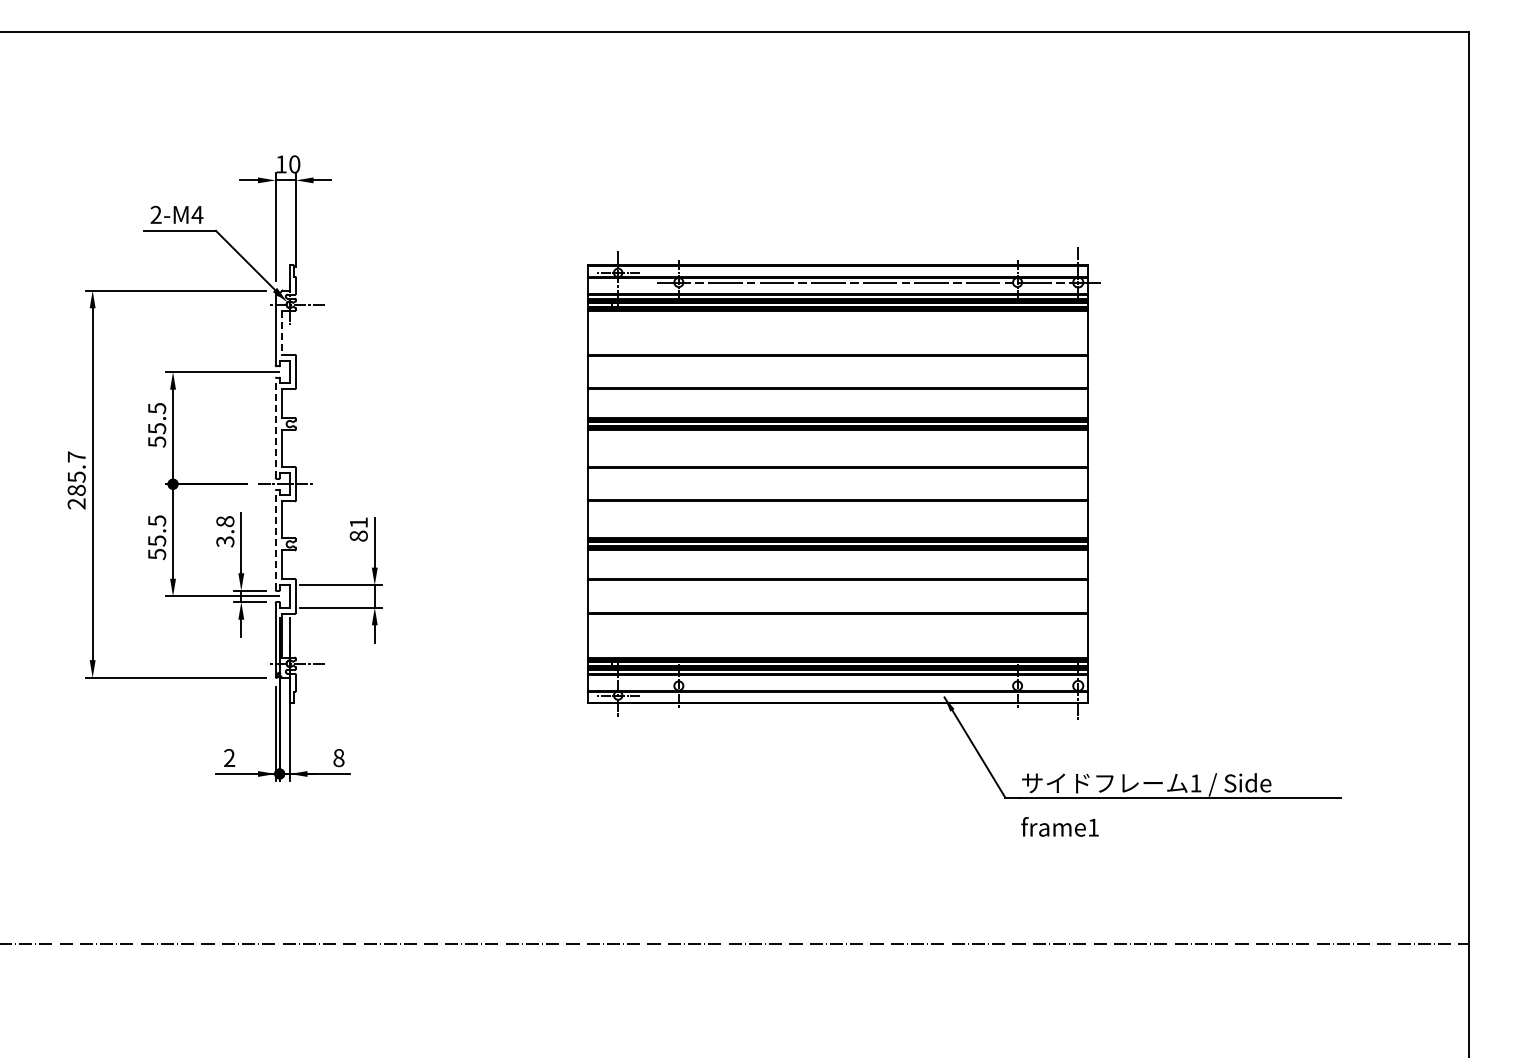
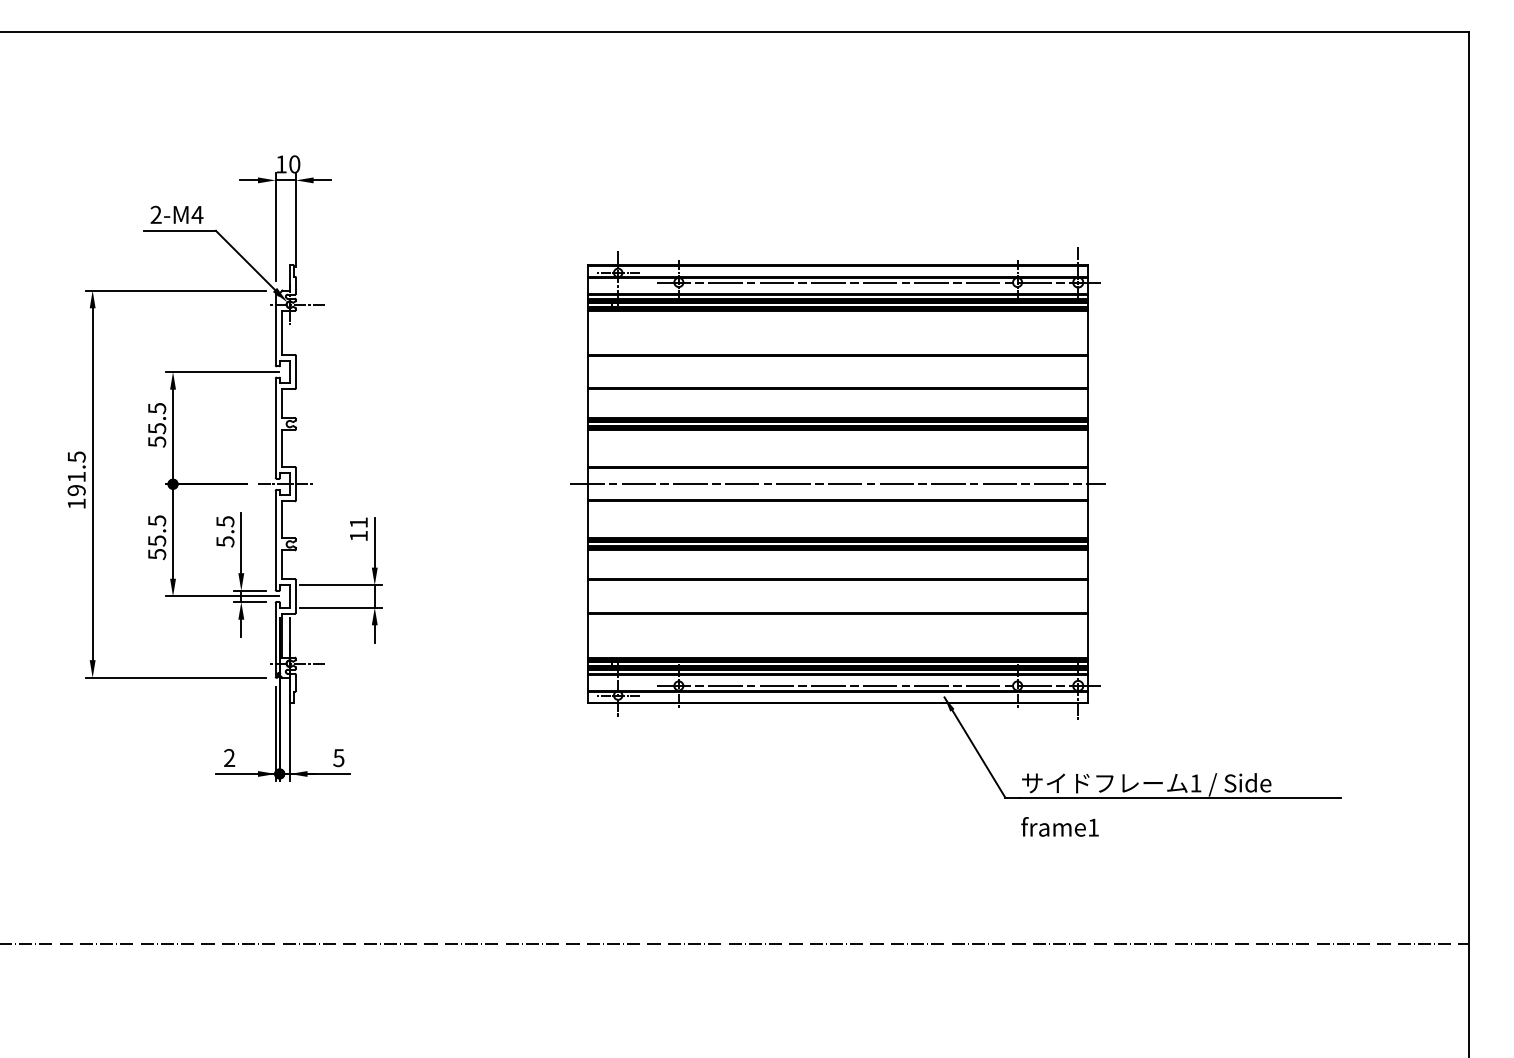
line: dashed -> solid (281, 332)
line: dashed -> solid (275, 428)
text: 285.7 -> 191.5 (76, 480)
line: none -> present (838, 484)
text: 3.8 -> 5.5 (225, 531)
text: 81 -> 11 (358, 535)
line: dashed -> solid (275, 540)
line: none -> present (878, 685)
text: 8 -> 5 (338, 757)
